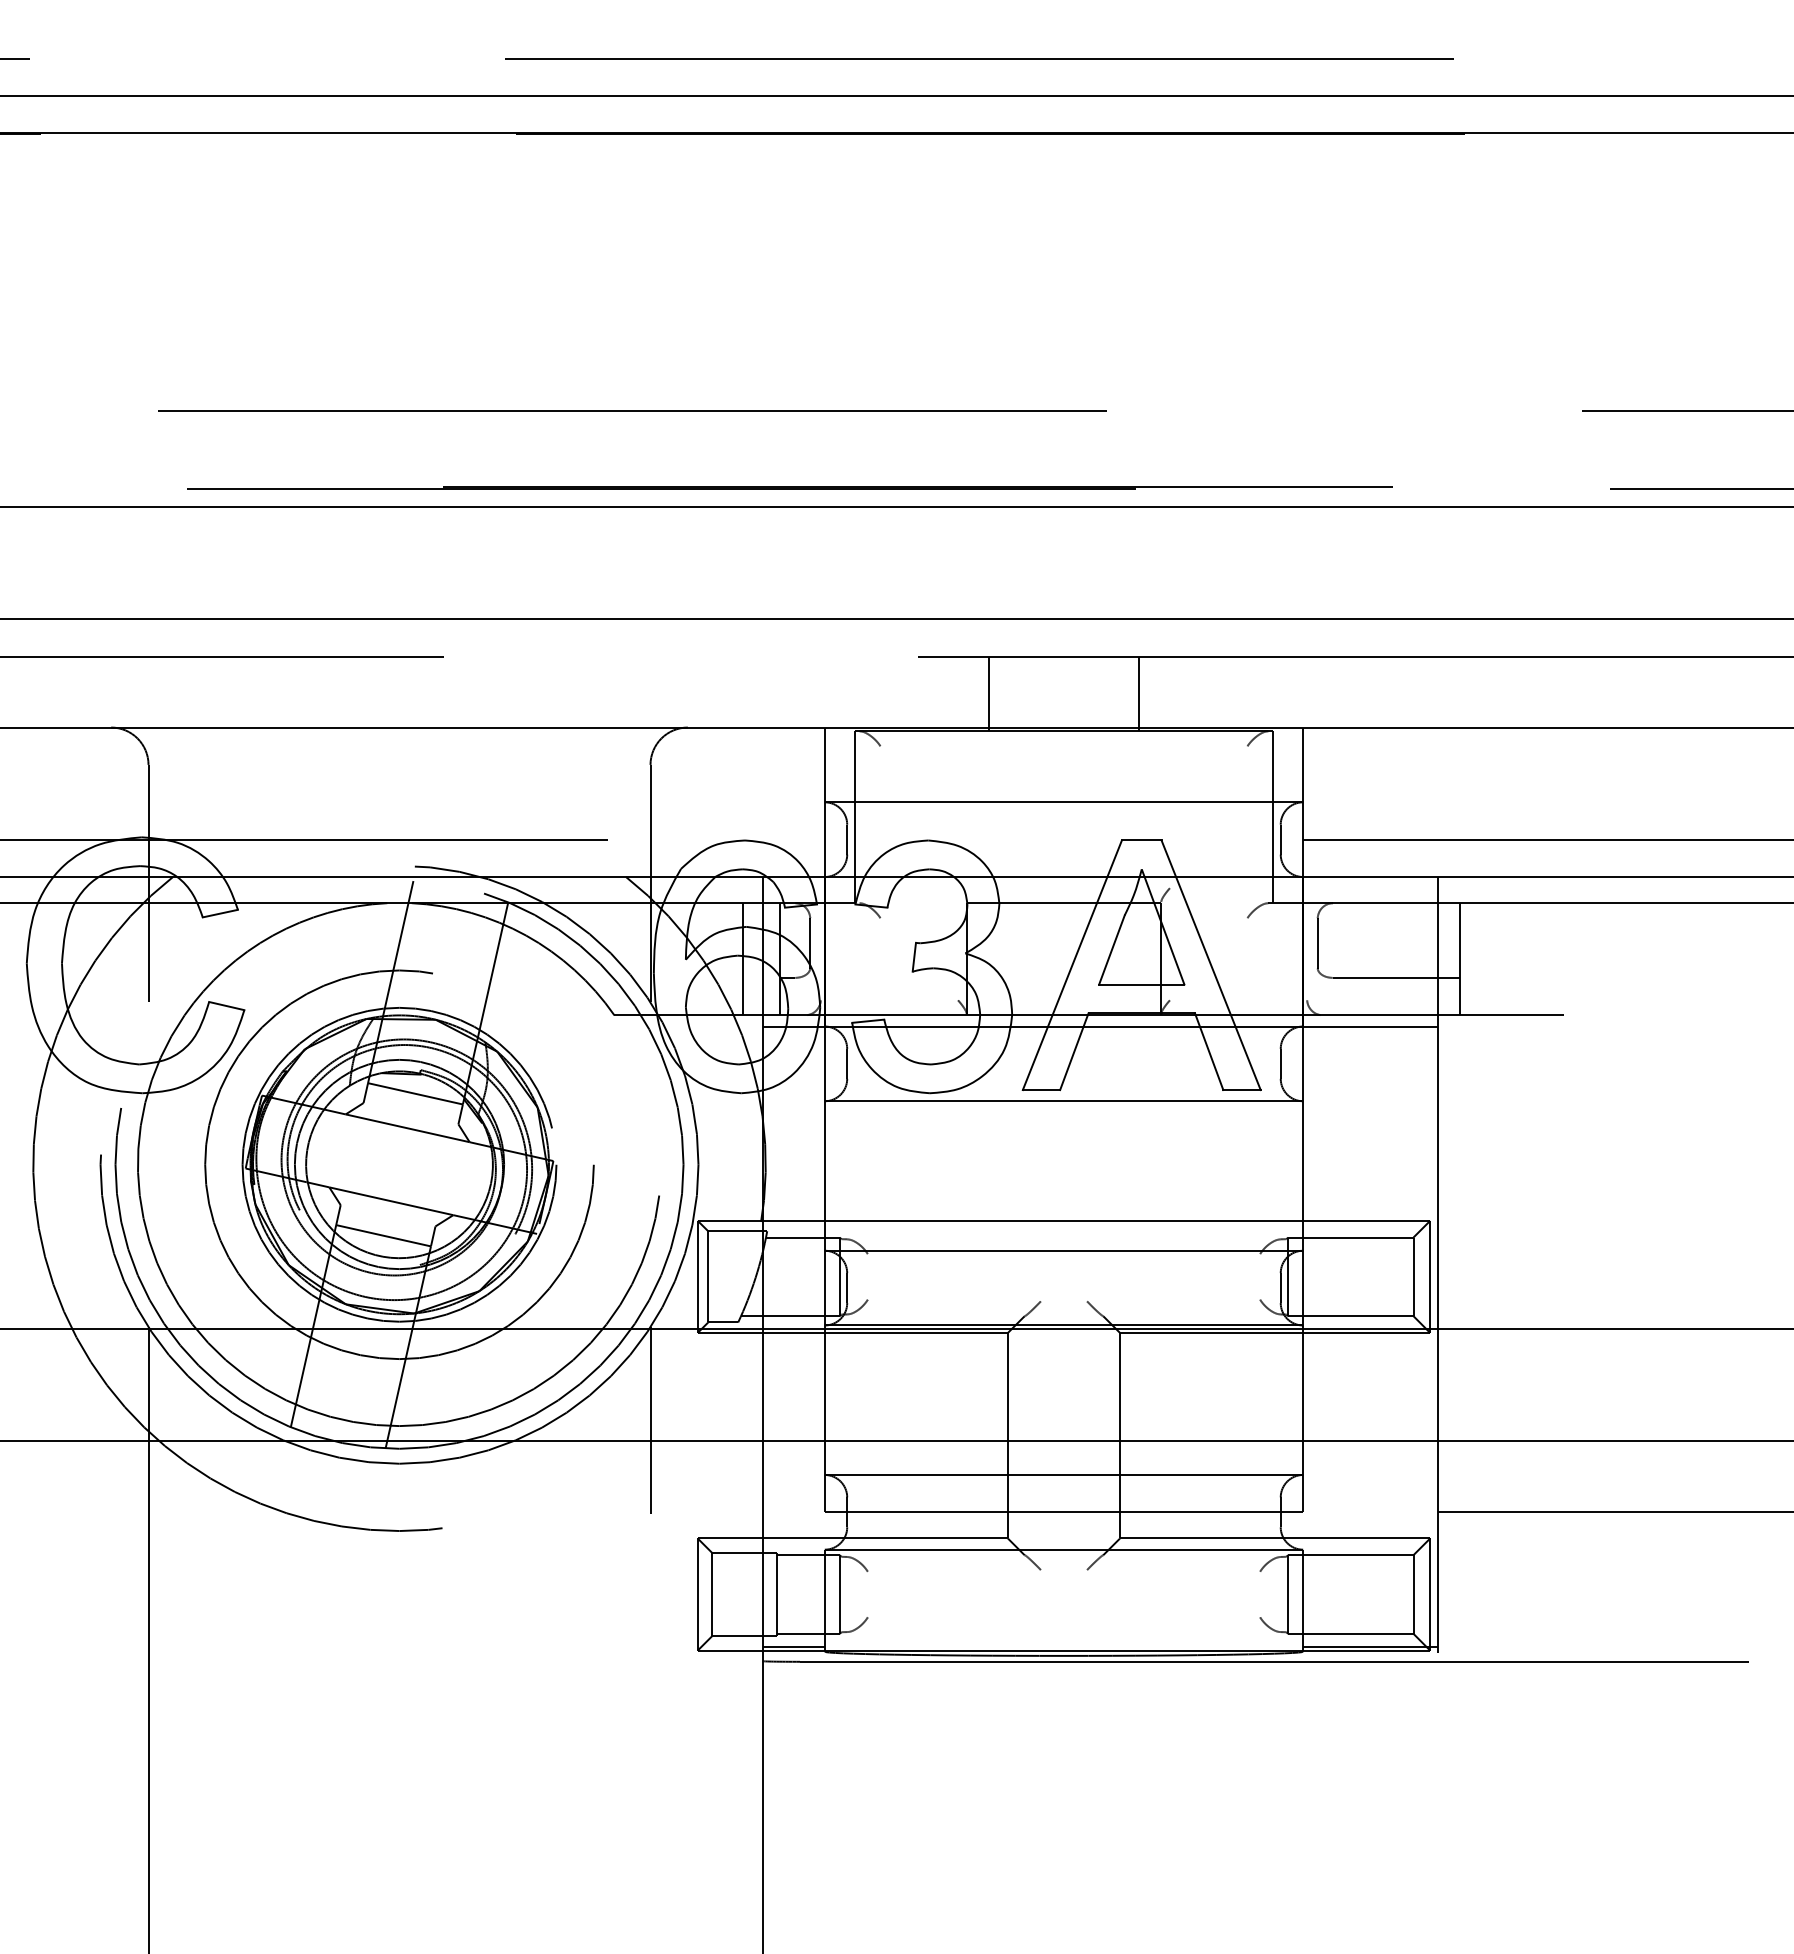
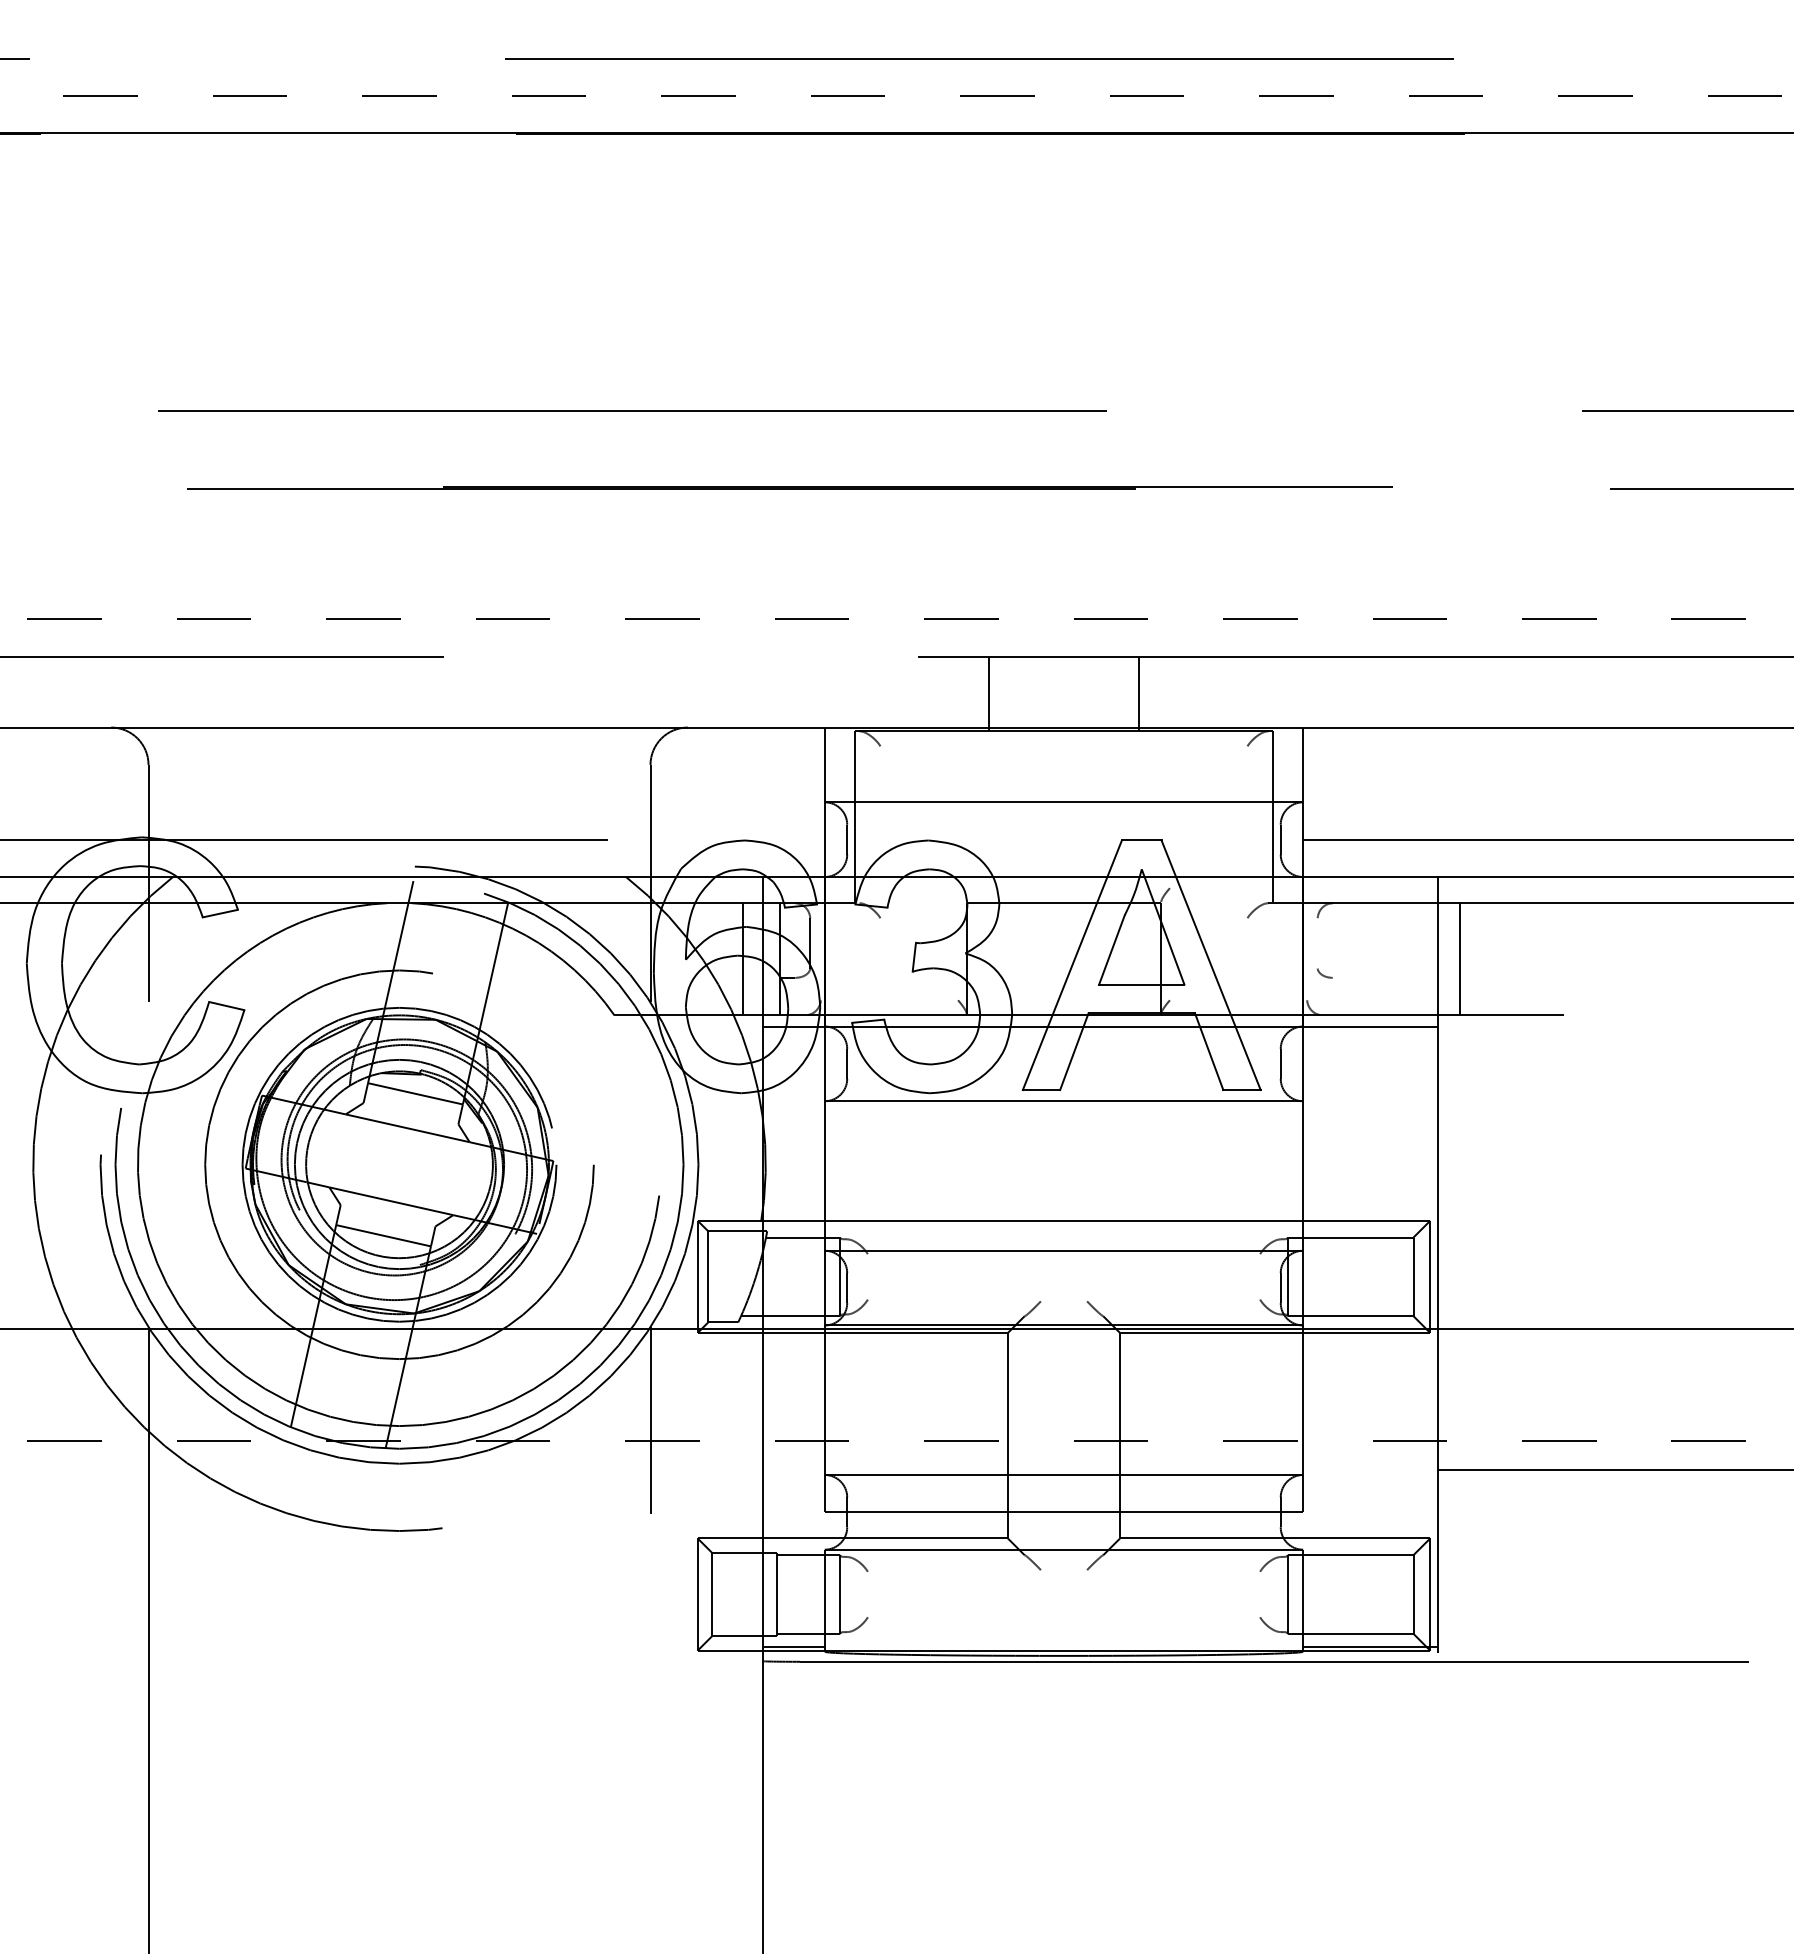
line: solid -> dashed (896, 95)
line: present -> none (896, 507)
line: solid -> dashed (896, 619)
line: present -> none (1317, 943)
line: present -> none (1396, 977)
line: solid -> dashed (896, 1441)
line position: (1613, 1512) -> (1613, 1470) (1613, 1470)
